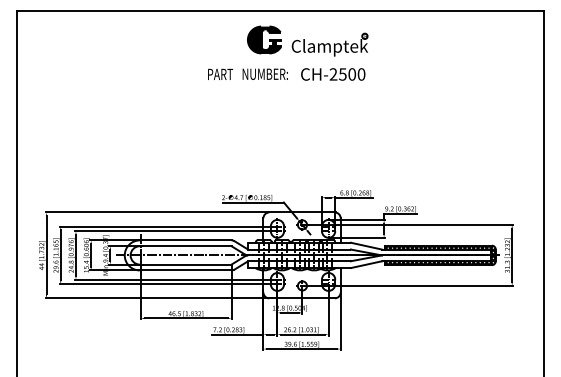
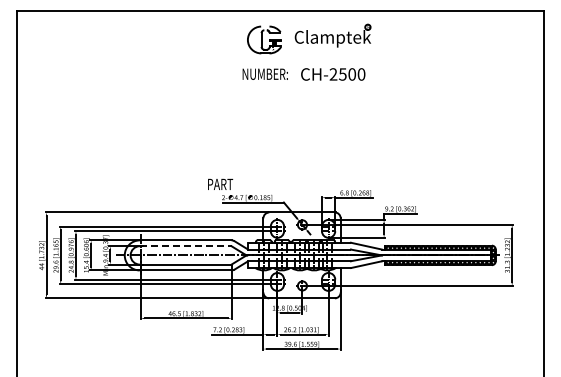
fill: present -> none (264, 39)
part position: (329, 44) -> (332, 35) (332, 35)
text position: (220, 73) -> (220, 183) (220, 183)
line: solid -> dashed (185, 246)
